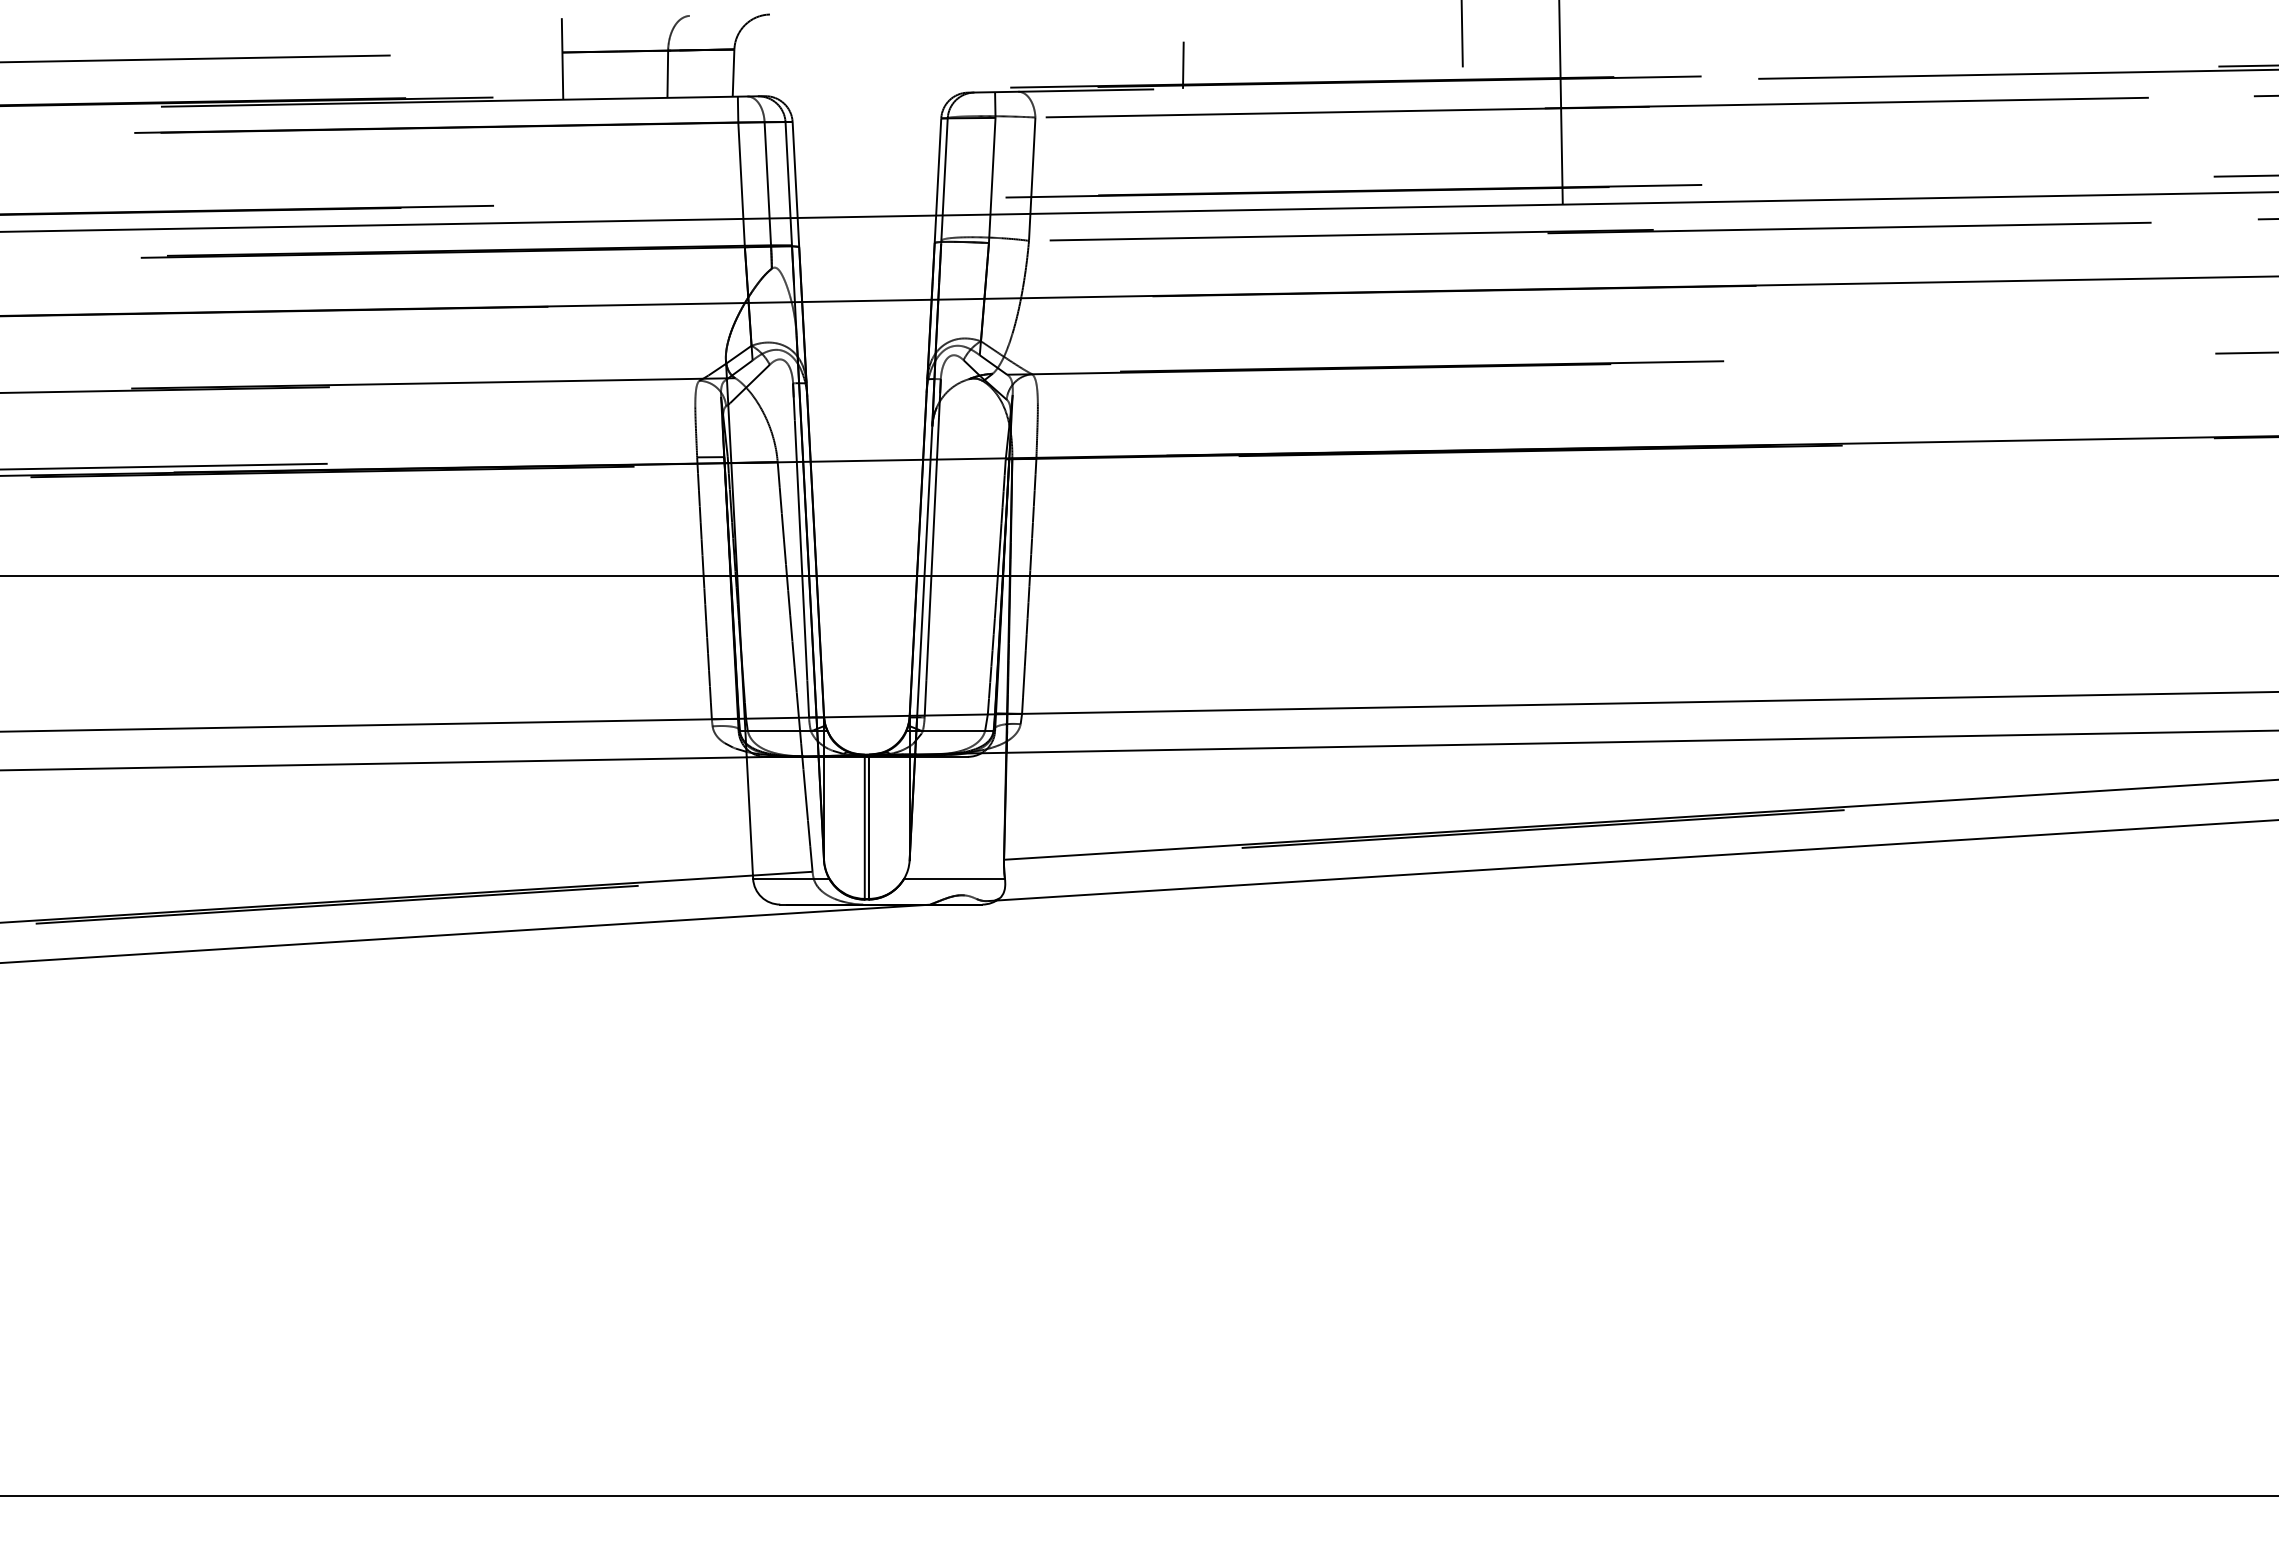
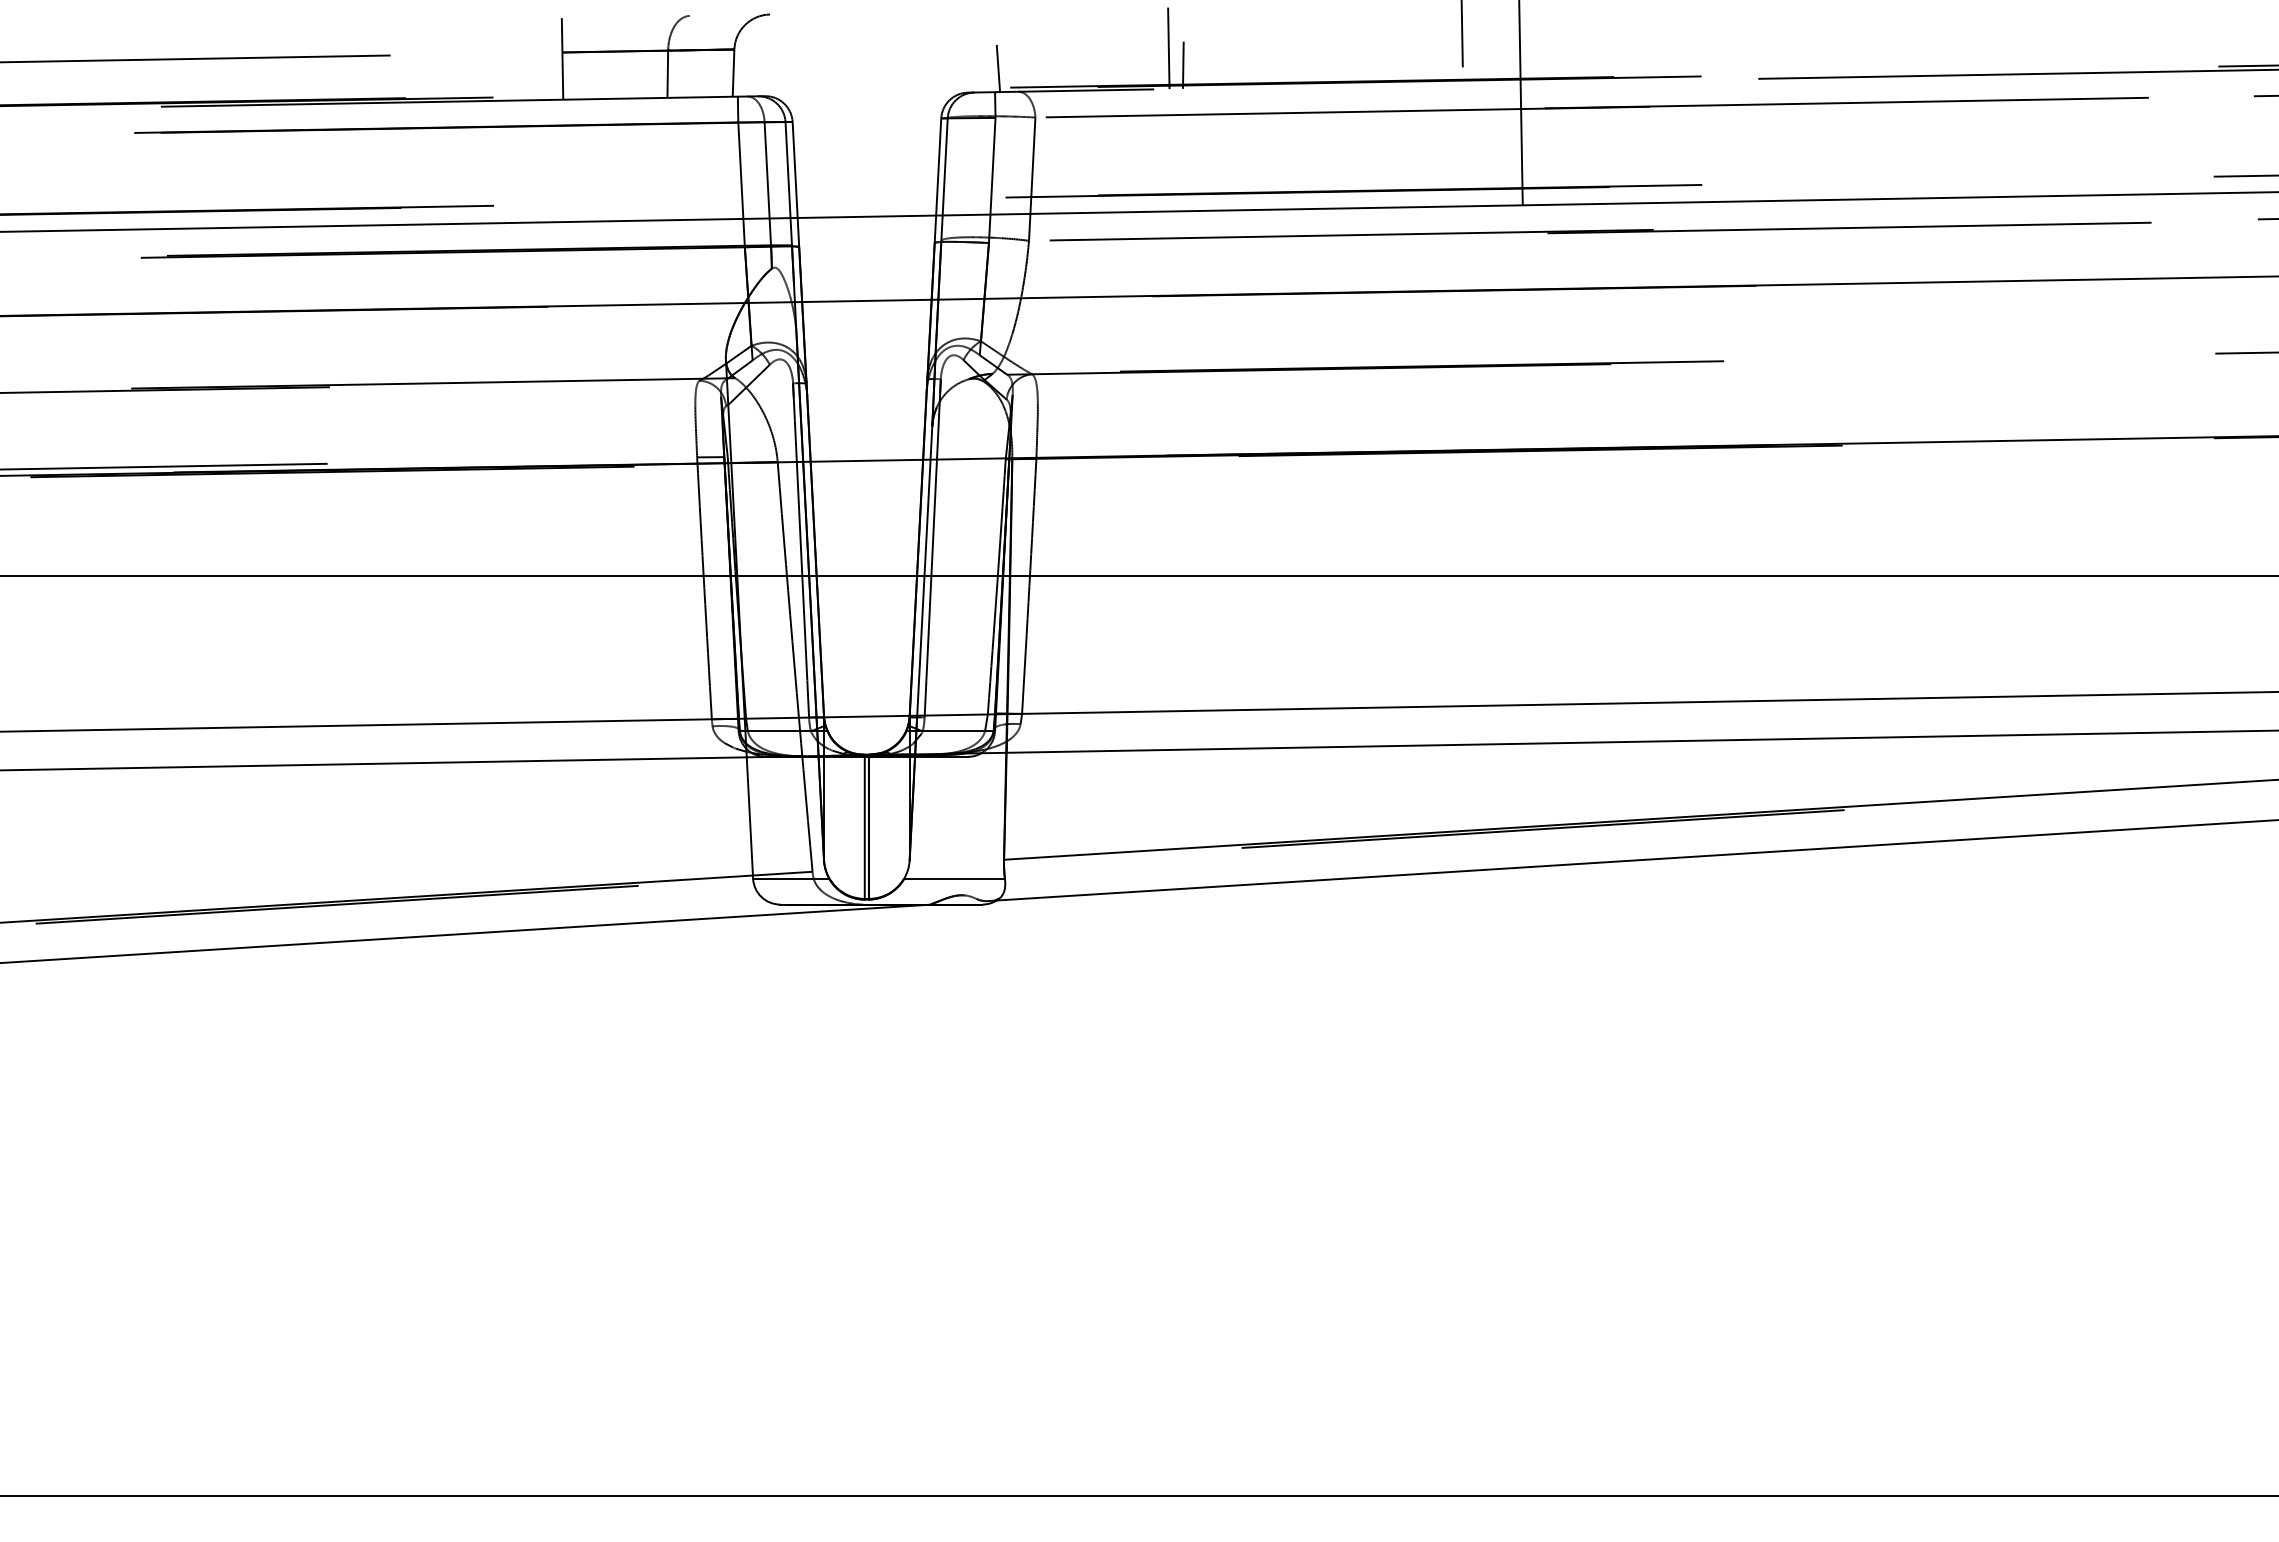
line: none -> present (1168, 48)
line: none -> present (998, 68)
line position: (1560, 103) -> (1520, 103) (1520, 103)
